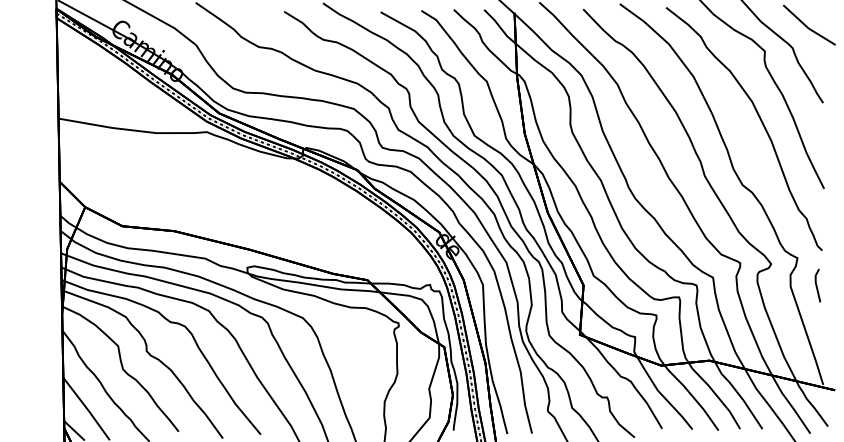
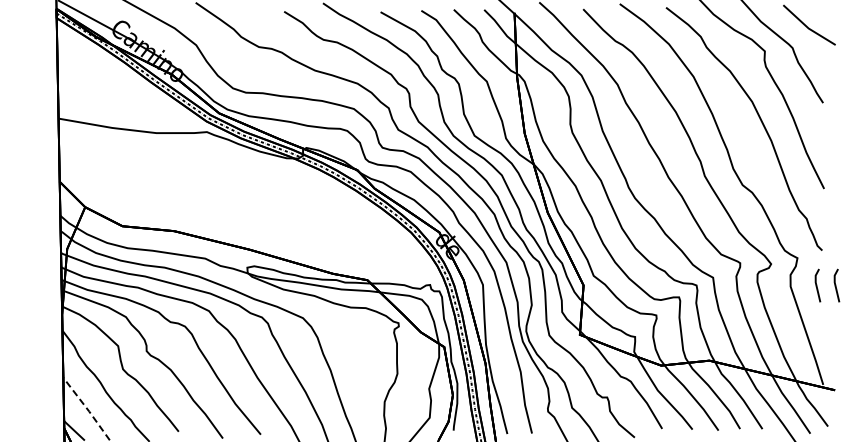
line: none -> present (836, 285)
line: solid -> dashed (86, 408)
